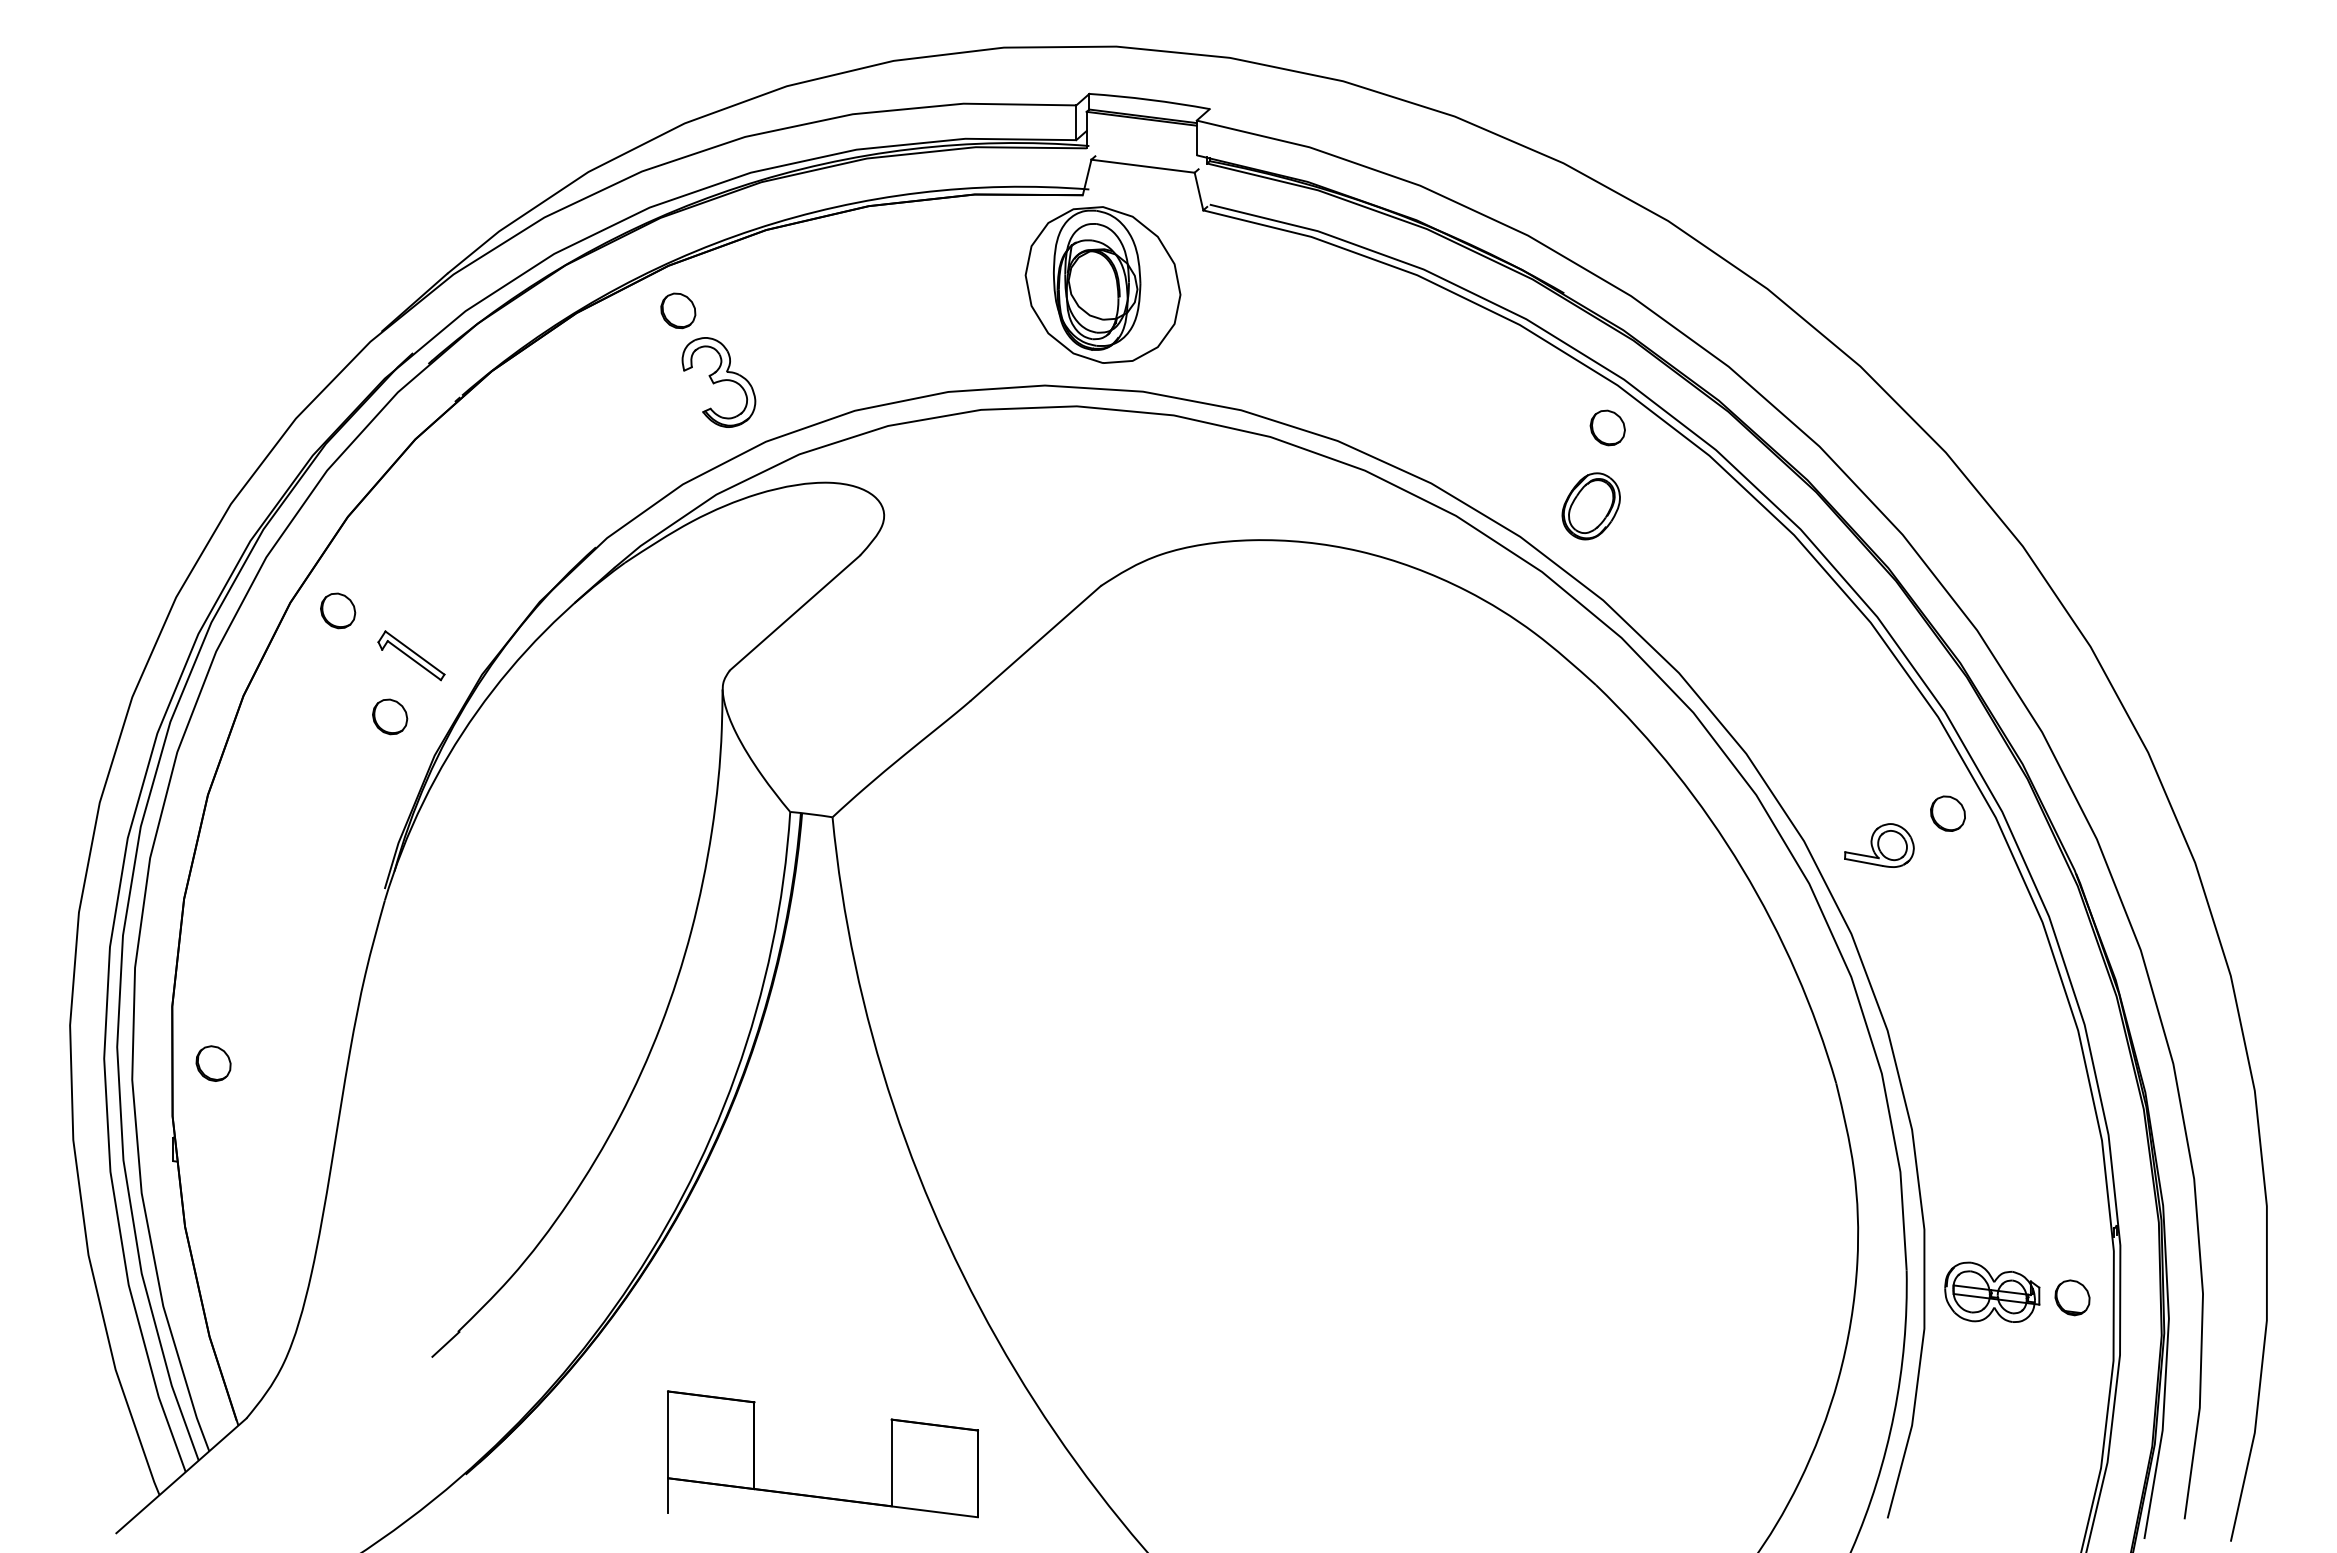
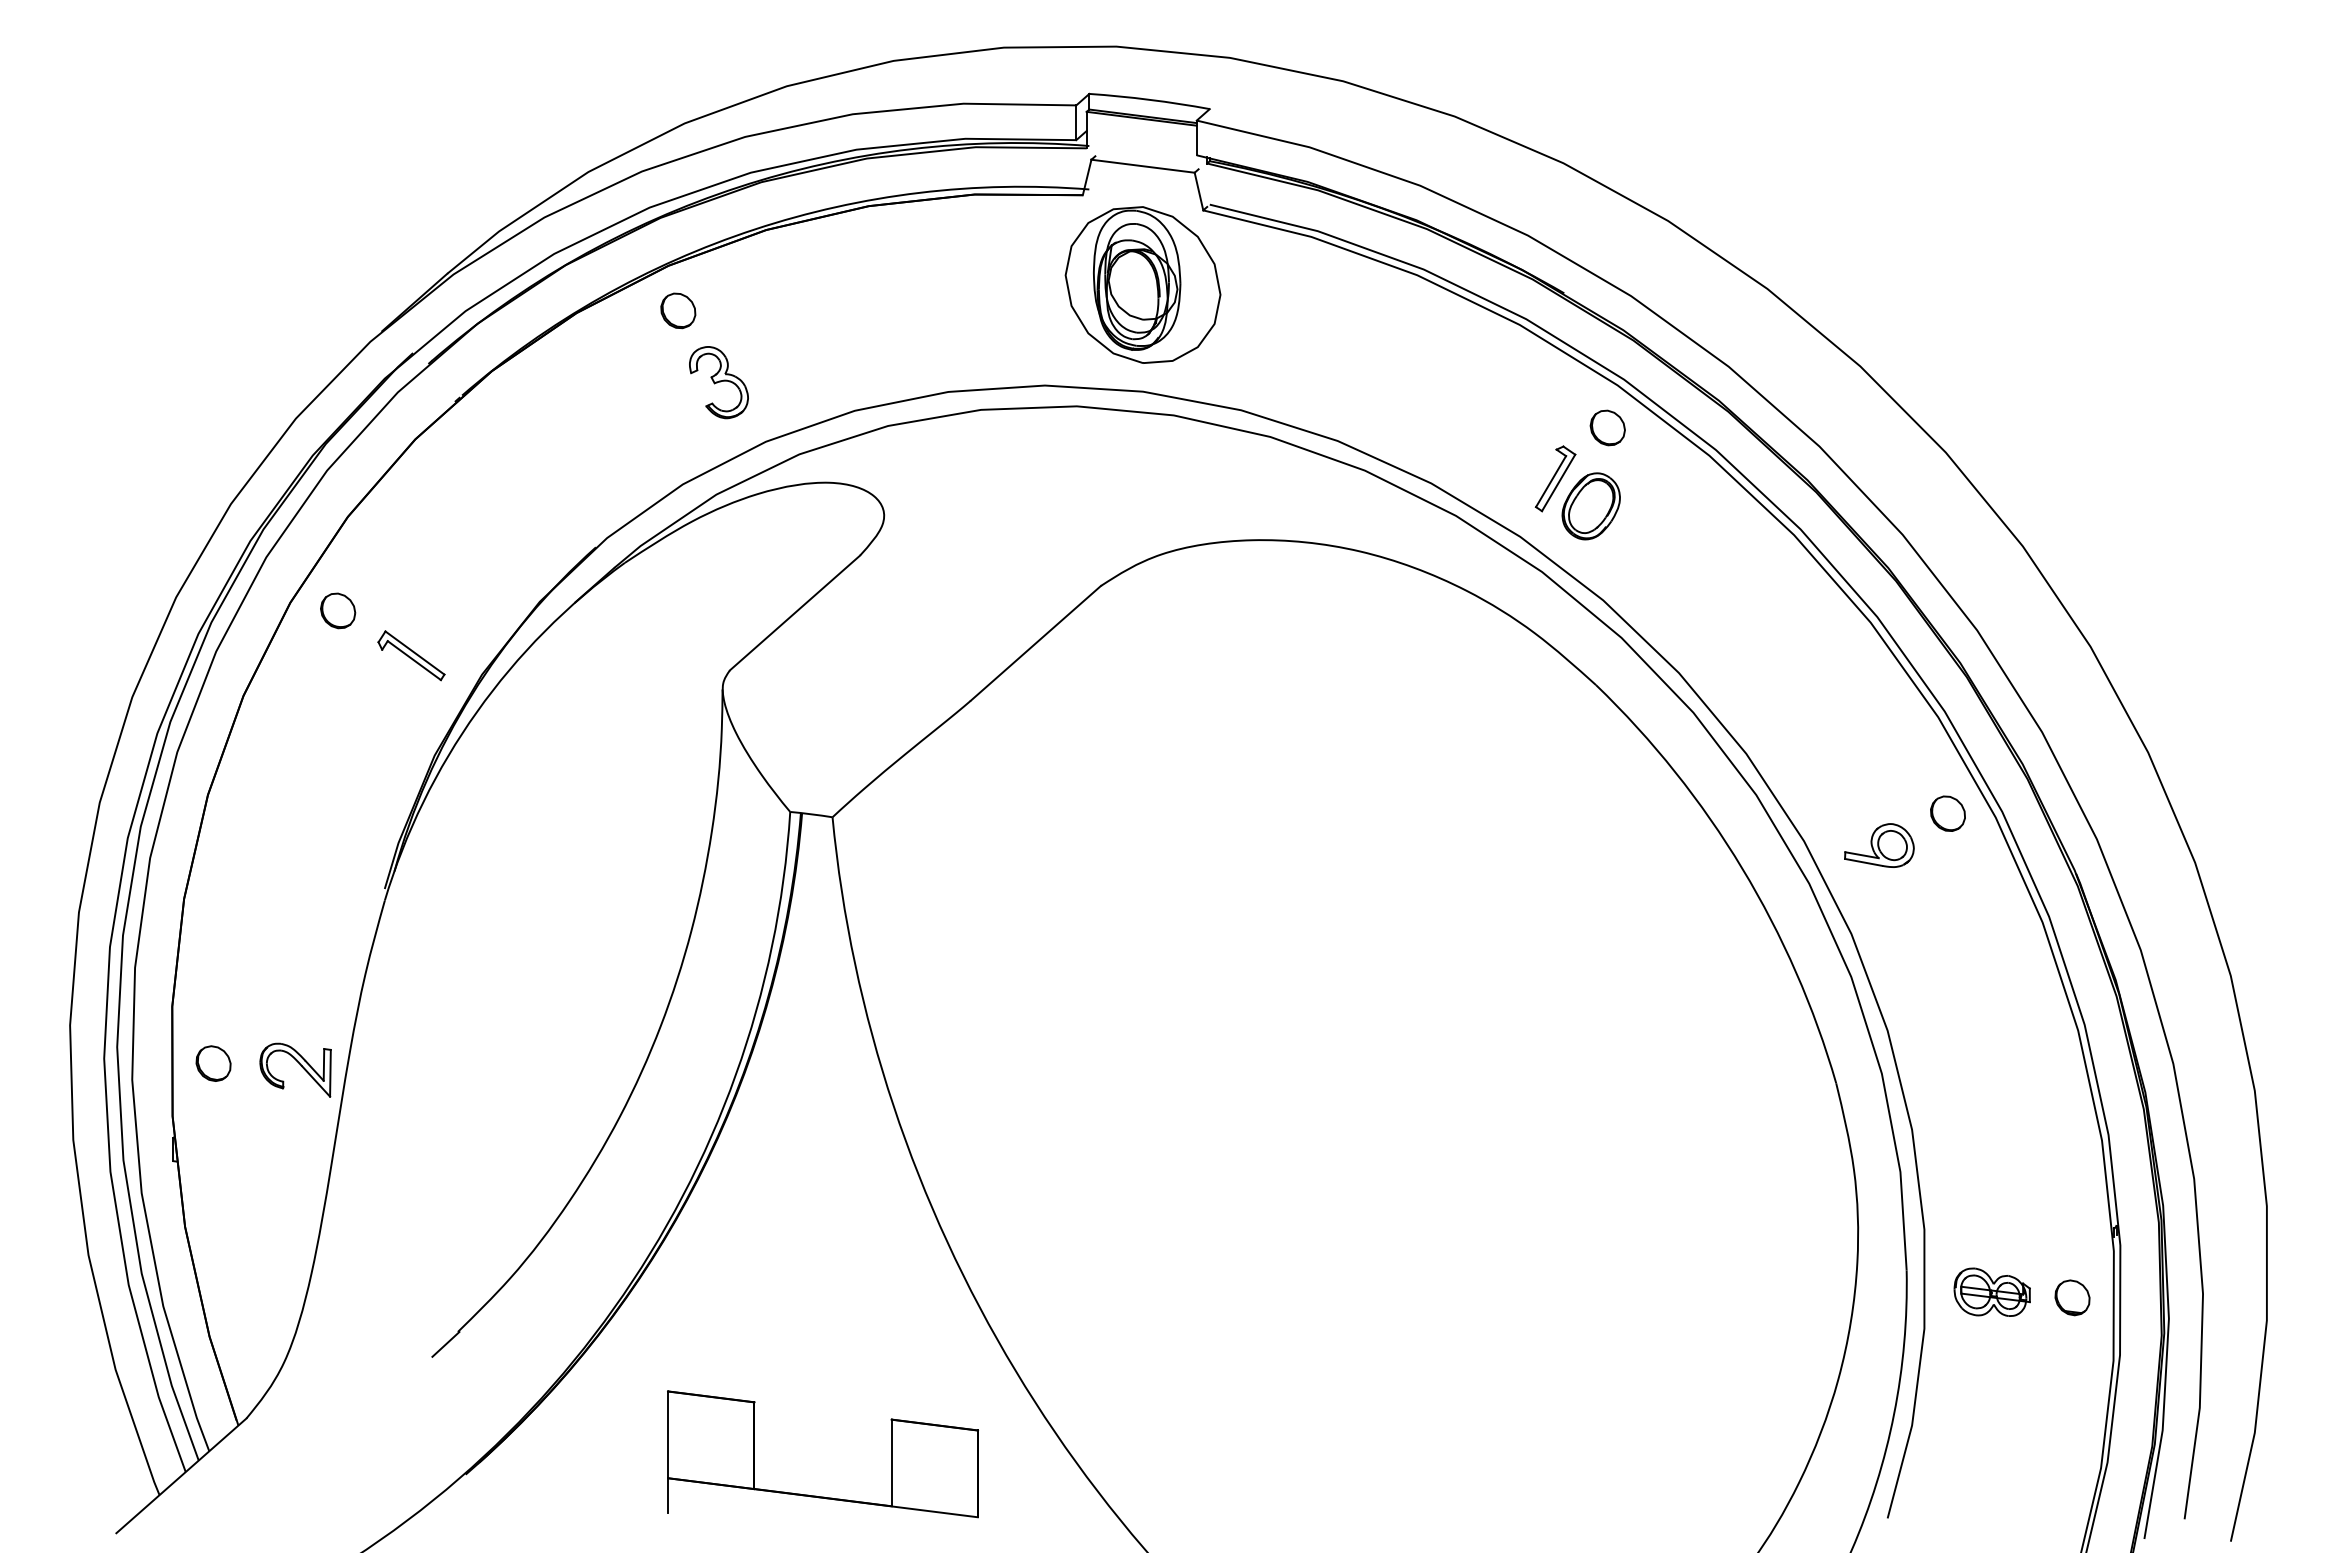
part position: (1102, 284) -> (1142, 284) (1142, 284)
part size: 76x91 px -> 60x74 px (718, 382)
part: none -> present (1555, 478)
part: present -> none (390, 716)
part: none -> present (301, 1067)
part size: 97x62 px -> 78x50 px (1991, 1291)
